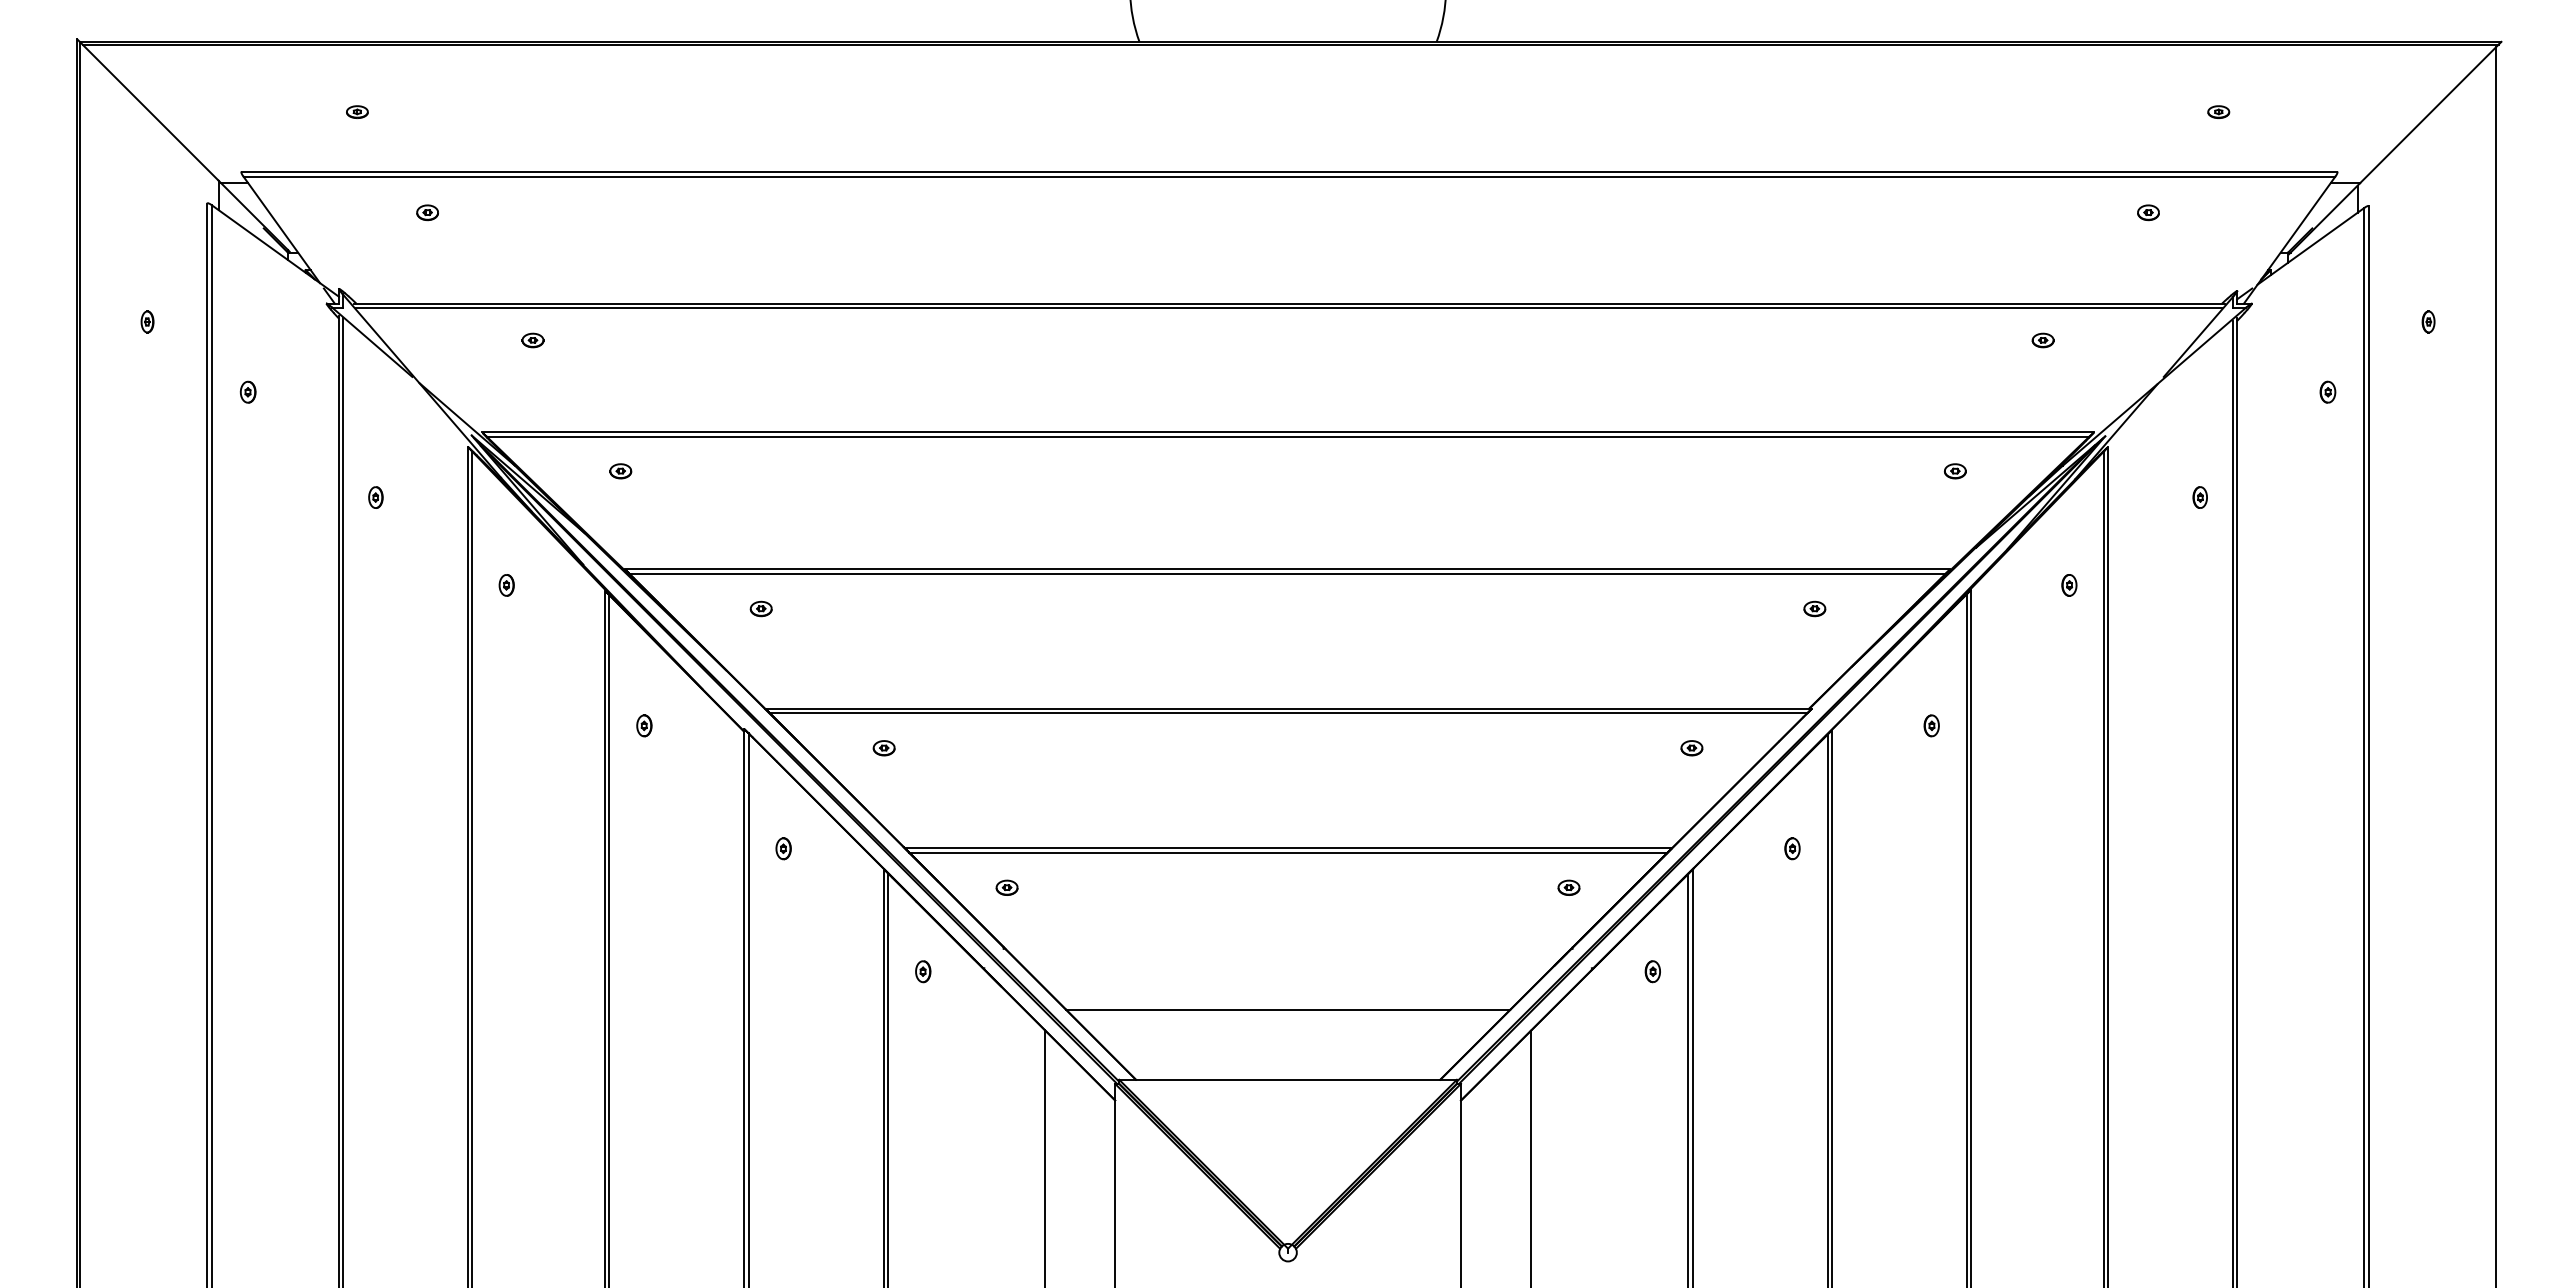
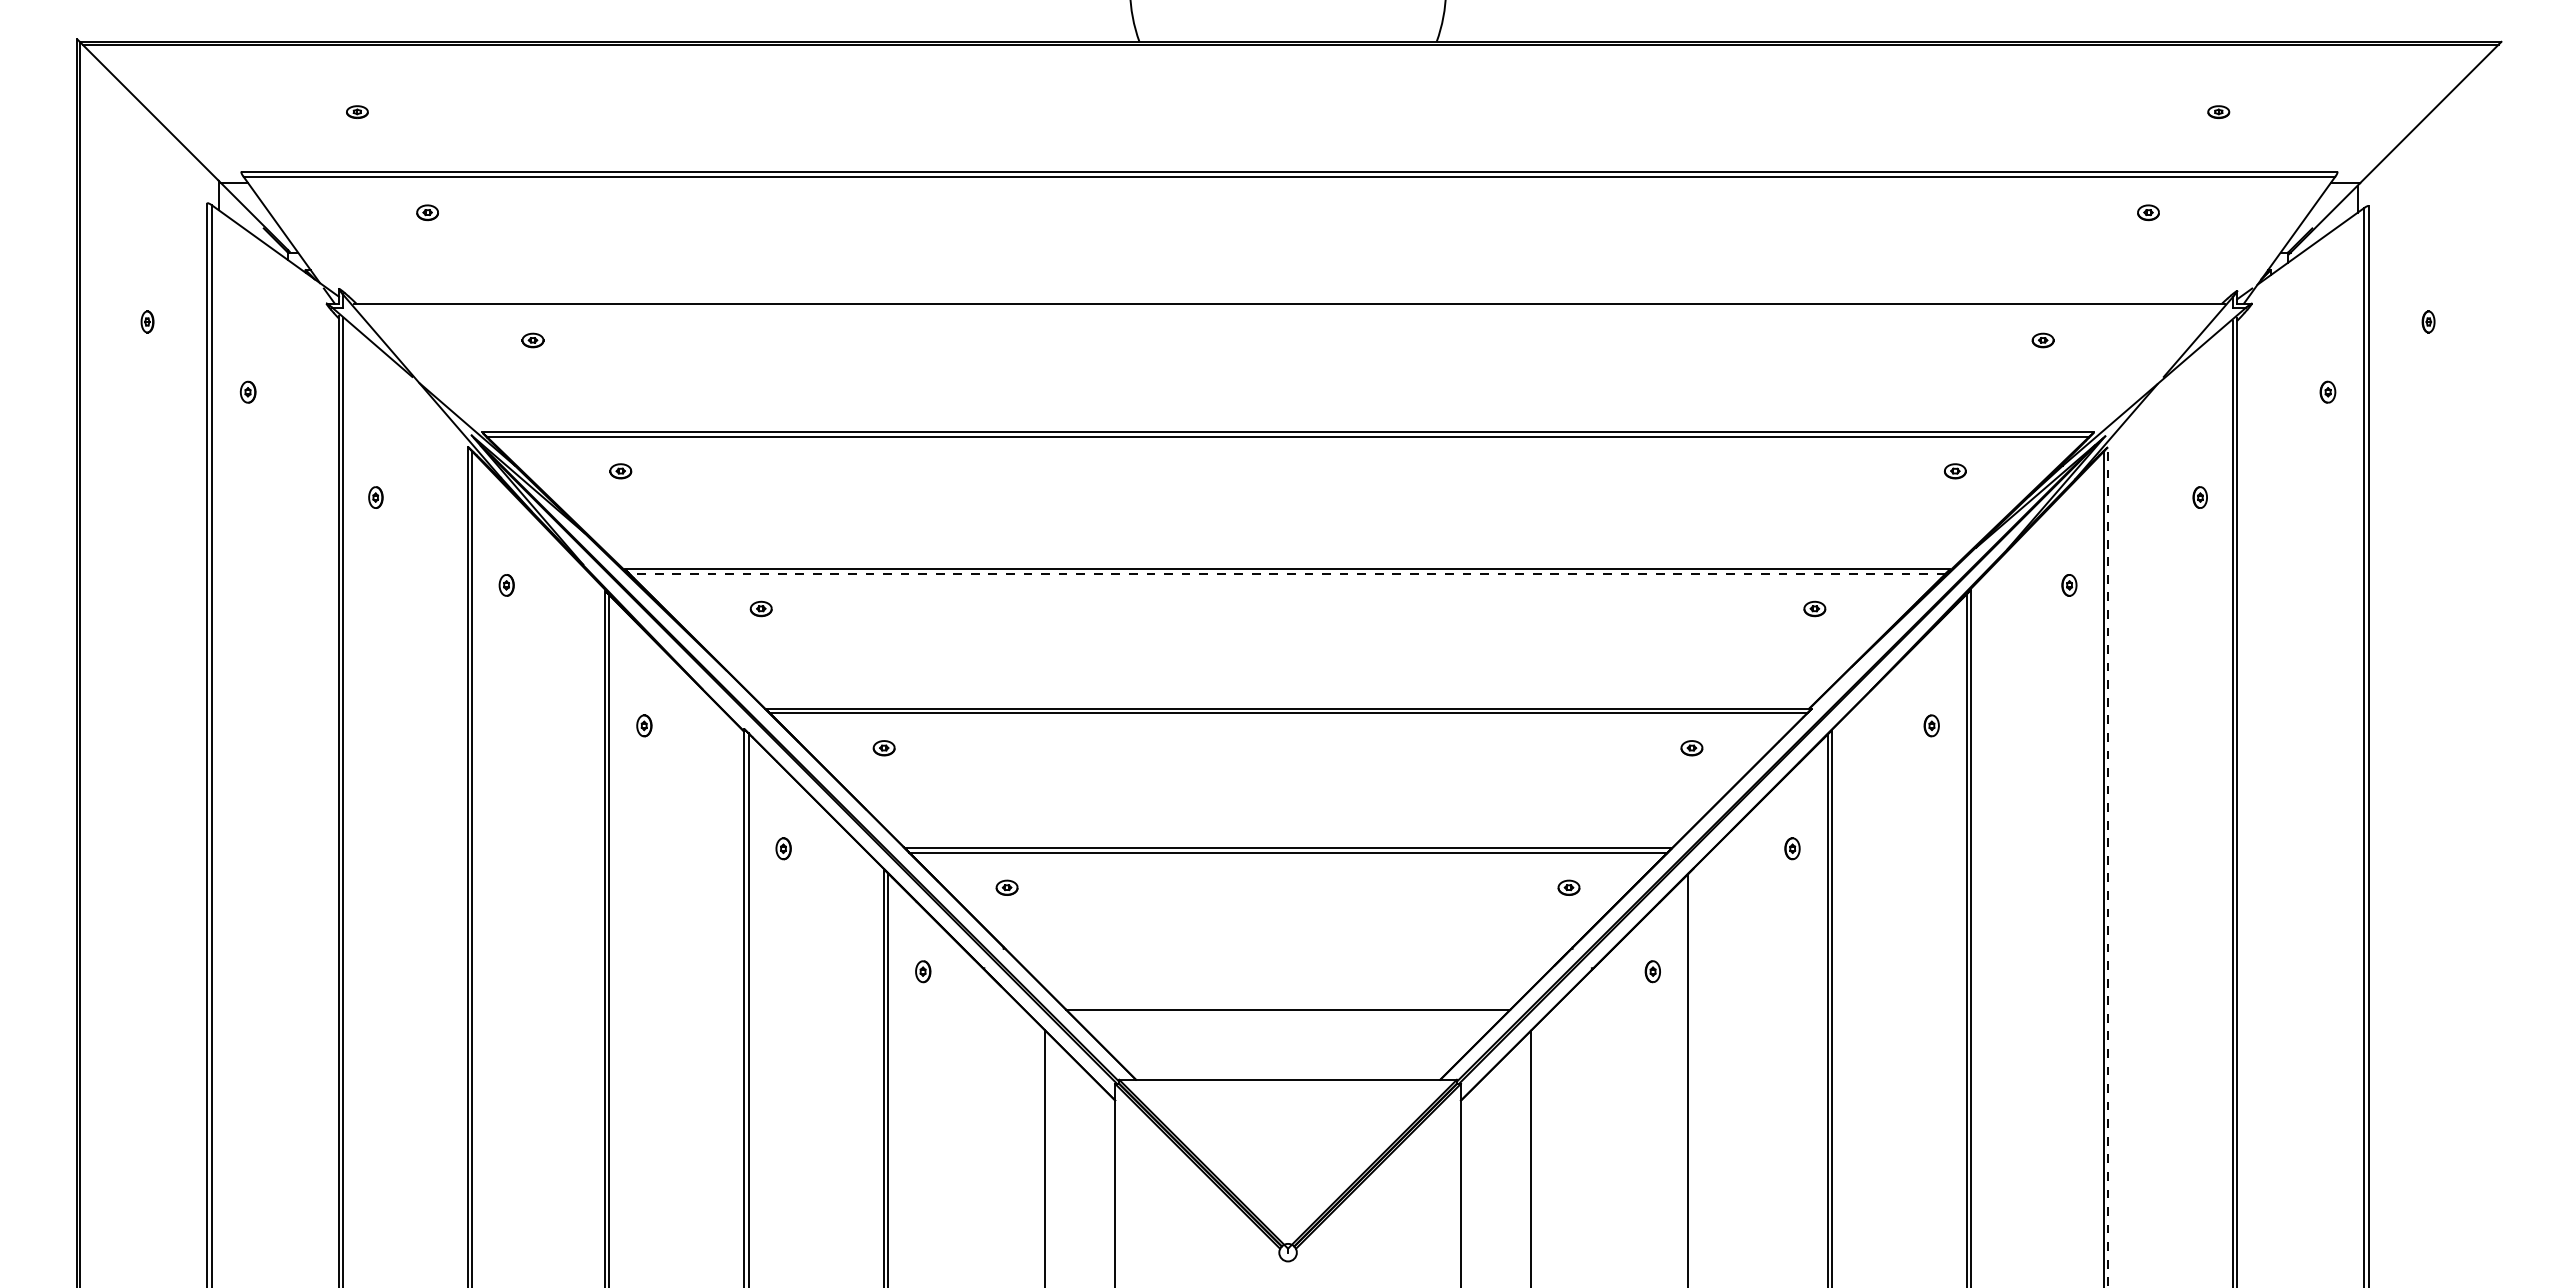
line: present -> none (1289, 307)
line: solid -> dashed (1287, 574)
line: present -> none (2495, 665)
line: solid -> dashed (2108, 866)
line: present -> none (1692, 1076)
